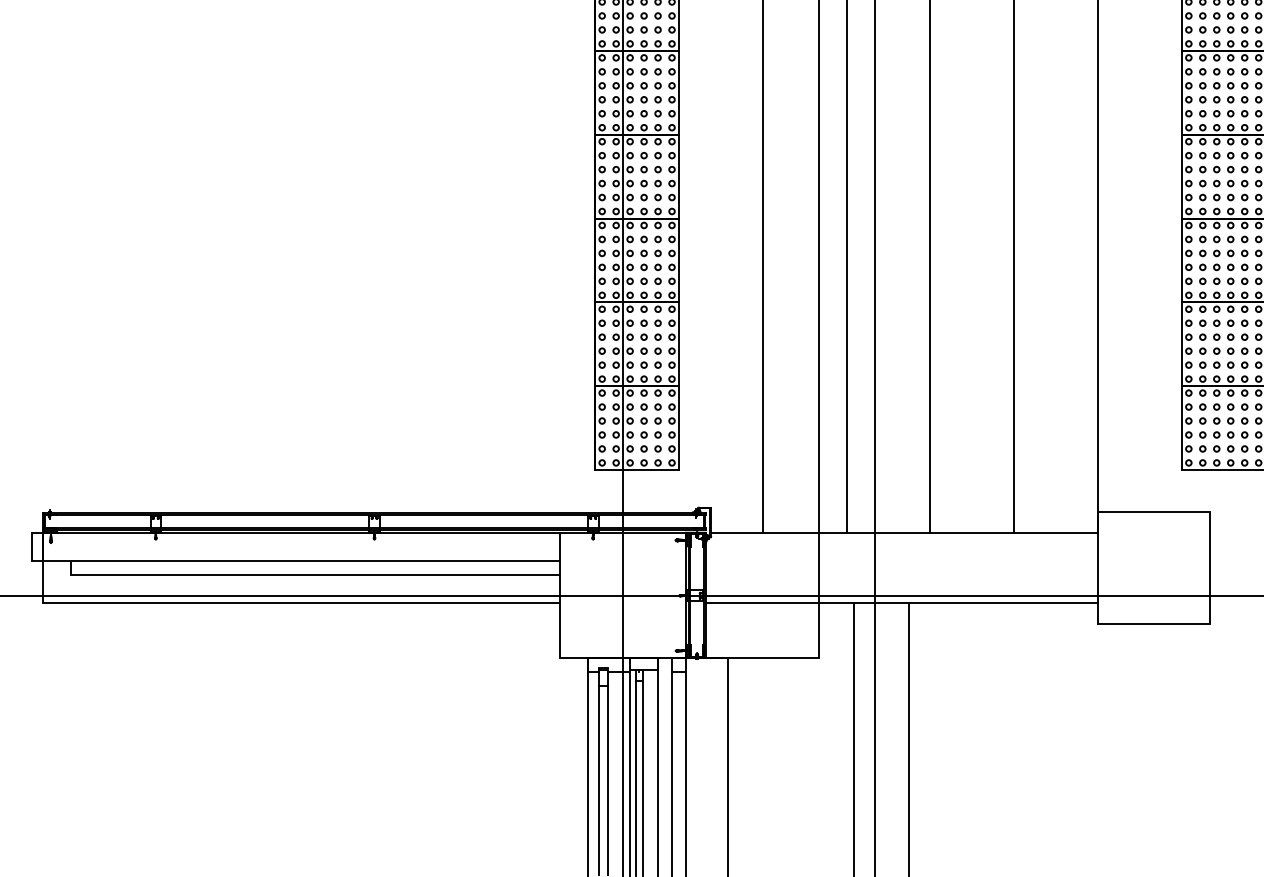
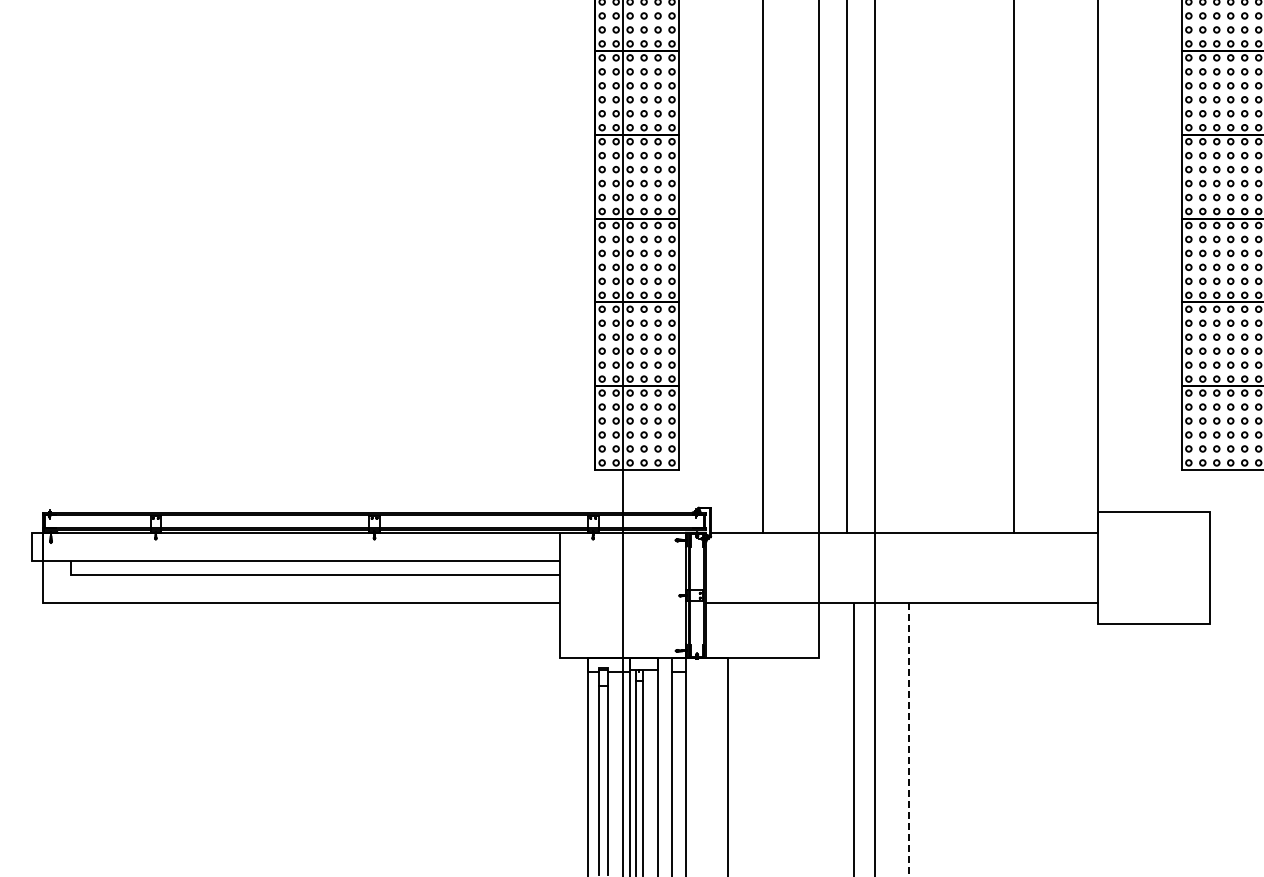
line: present -> none (930, 267)
line: present -> none (631, 595)
line: solid -> dashed (909, 739)
